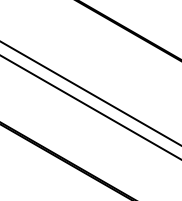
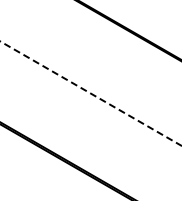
line: solid -> dashed (90, 93)
line: present -> none (90, 106)
